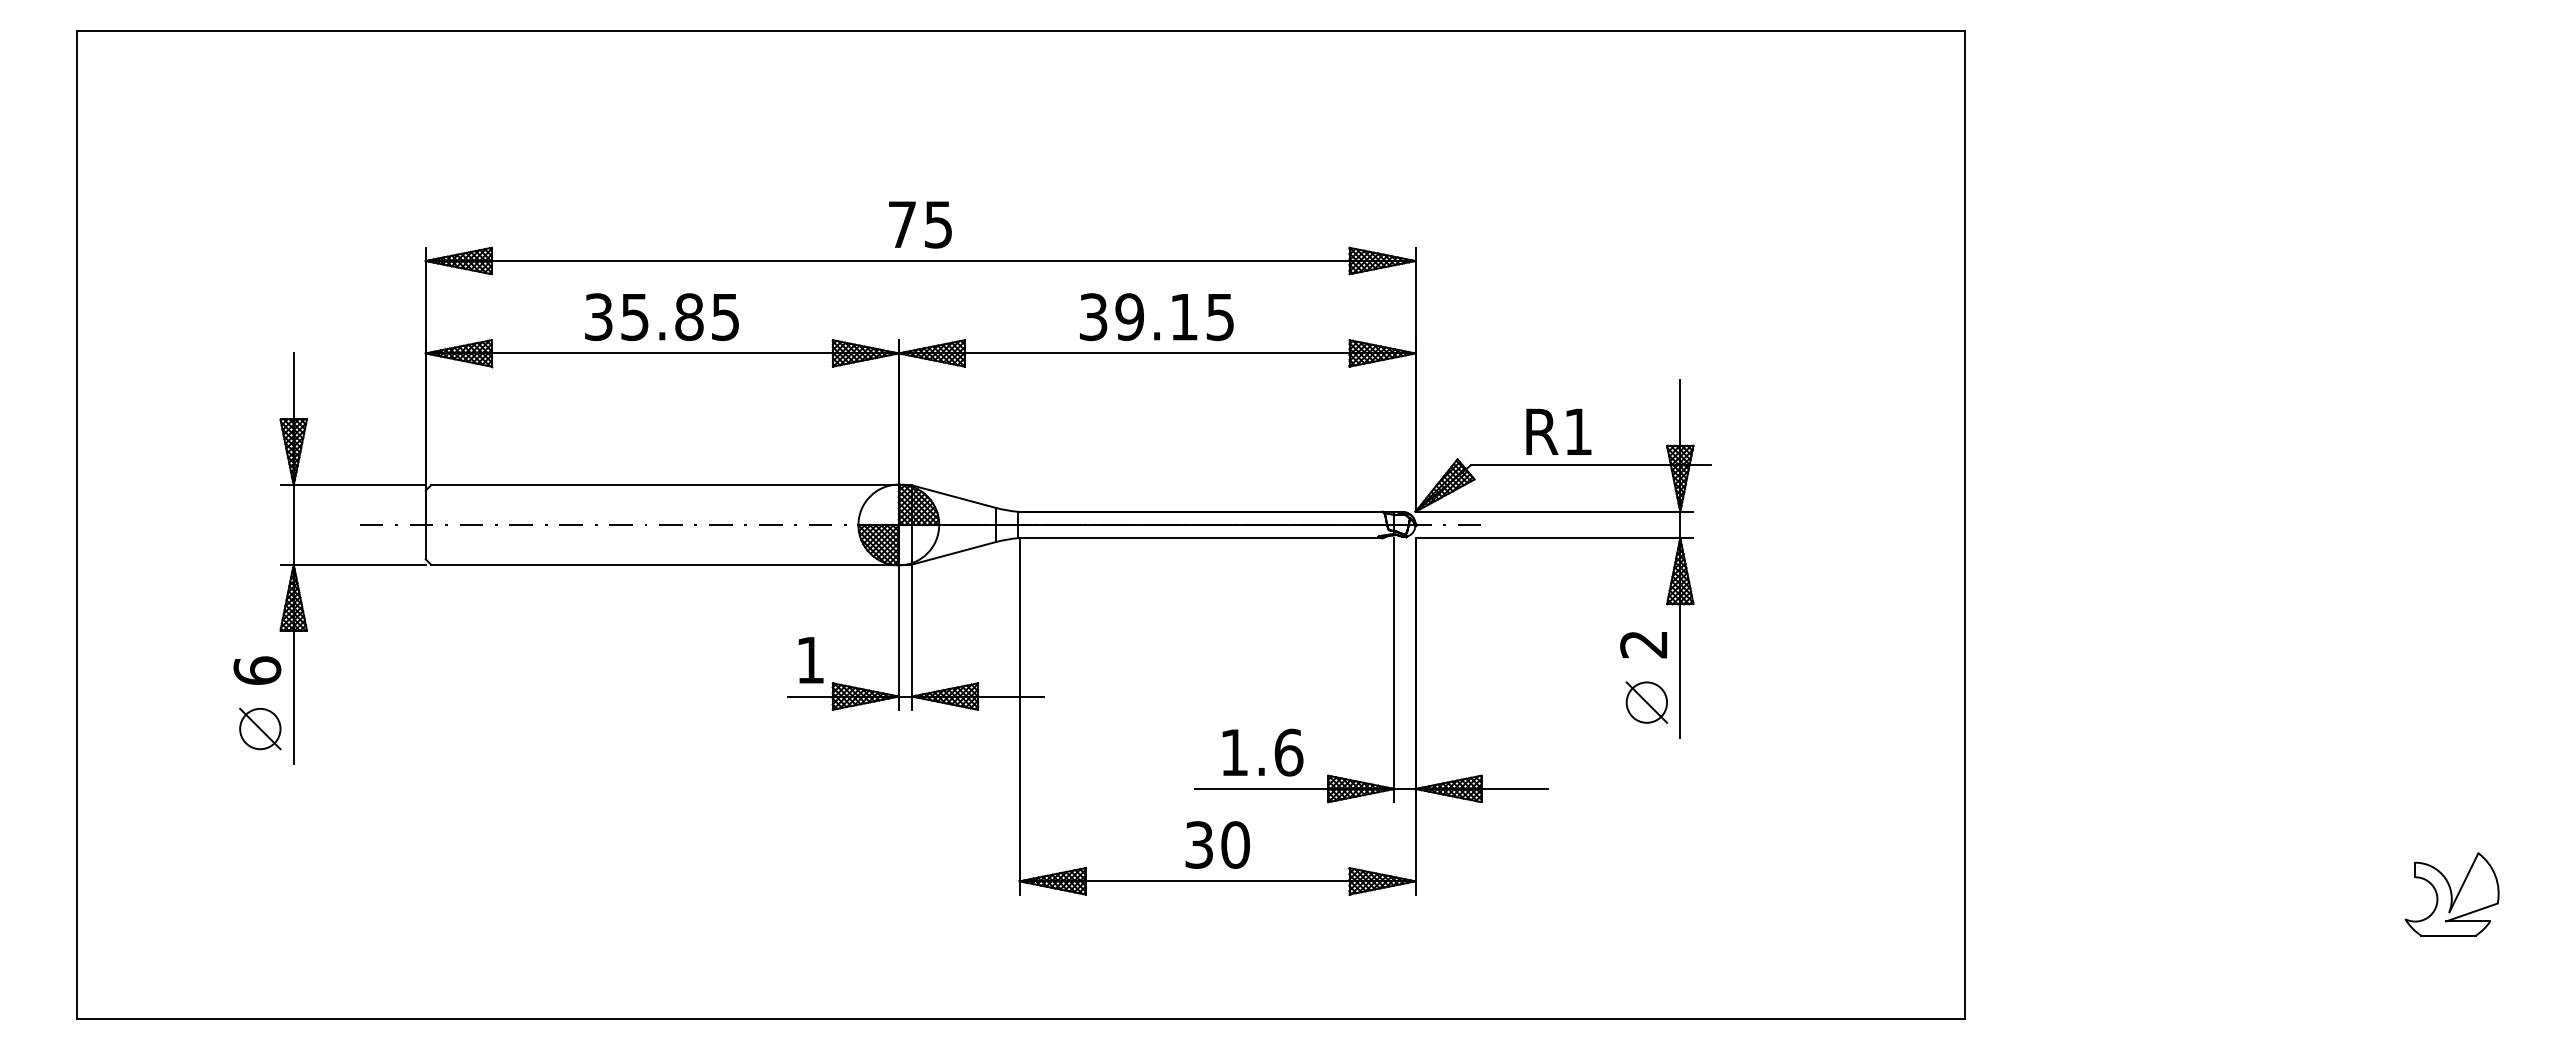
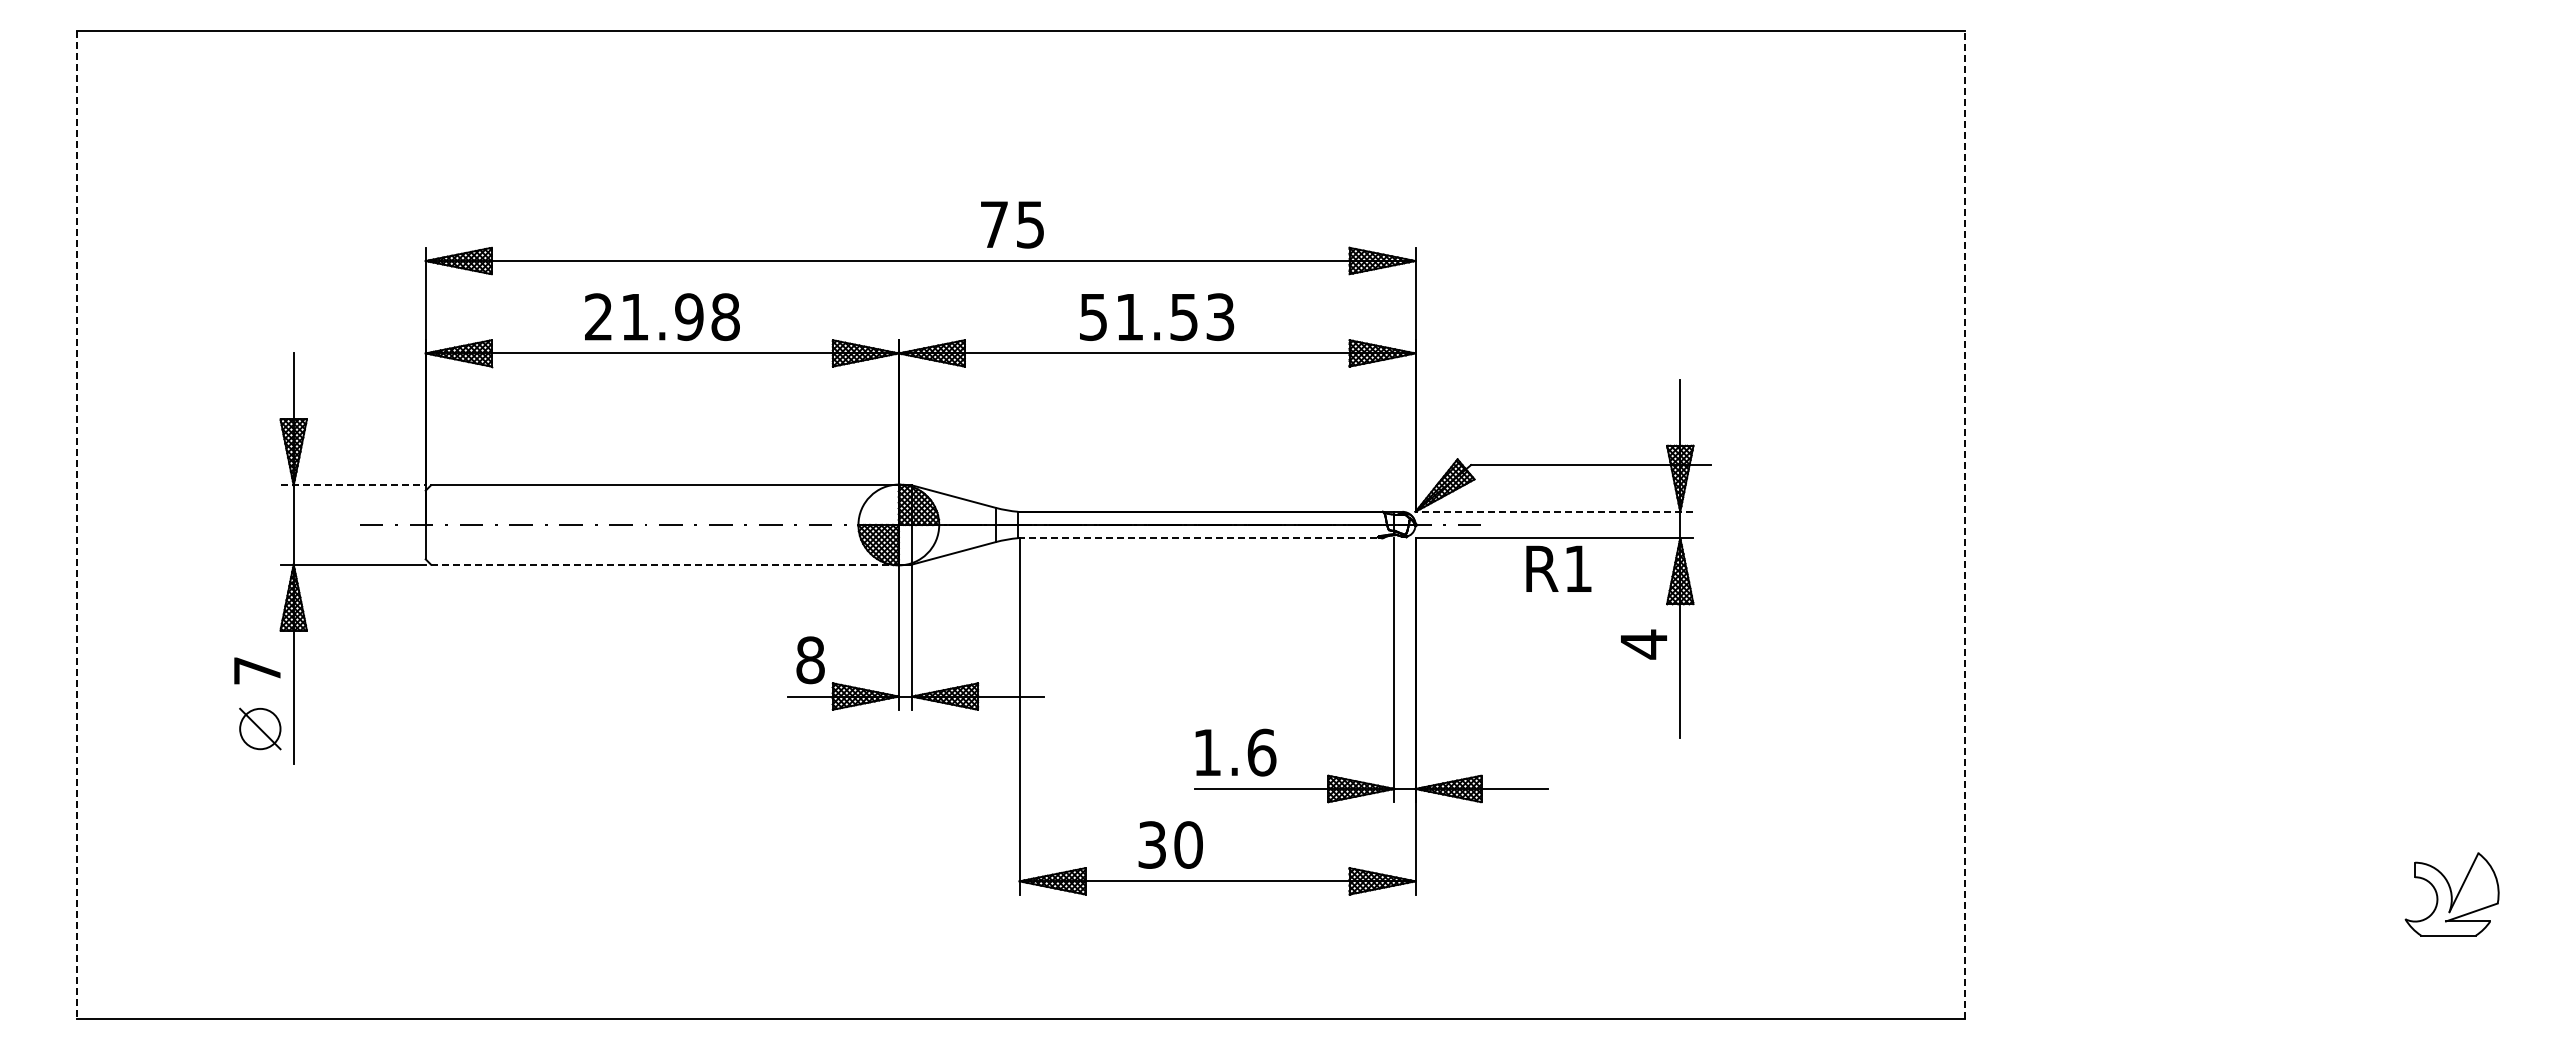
text position: (920, 224) -> (1012, 224) (1012, 224)
text: 35.85 -> 21.98 (662, 317)
text: 39.15 -> 51.53 (1157, 317)
text position: (1558, 431) -> (1558, 568) (1558, 568)
line: solid -> dashed (353, 485)
line: solid -> dashed (1554, 511)
line: solid -> dashed (77, 525)
line: solid -> dashed (1964, 525)
line: solid -> dashed (1200, 538)
line: solid -> dashed (664, 564)
text: 2 -> 4 (1643, 644)
text: 1 -> 8 (810, 660)
text: 6 -> 7 (257, 670)
part: present -> none (1646, 702)
text position: (1262, 752) -> (1235, 752) (1235, 752)
text position: (1217, 844) -> (1170, 844) (1170, 844)
